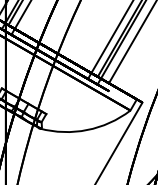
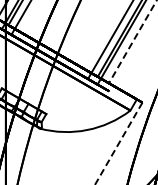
line: solid -> dashed (132, 41)
line: solid -> dashed (118, 144)
